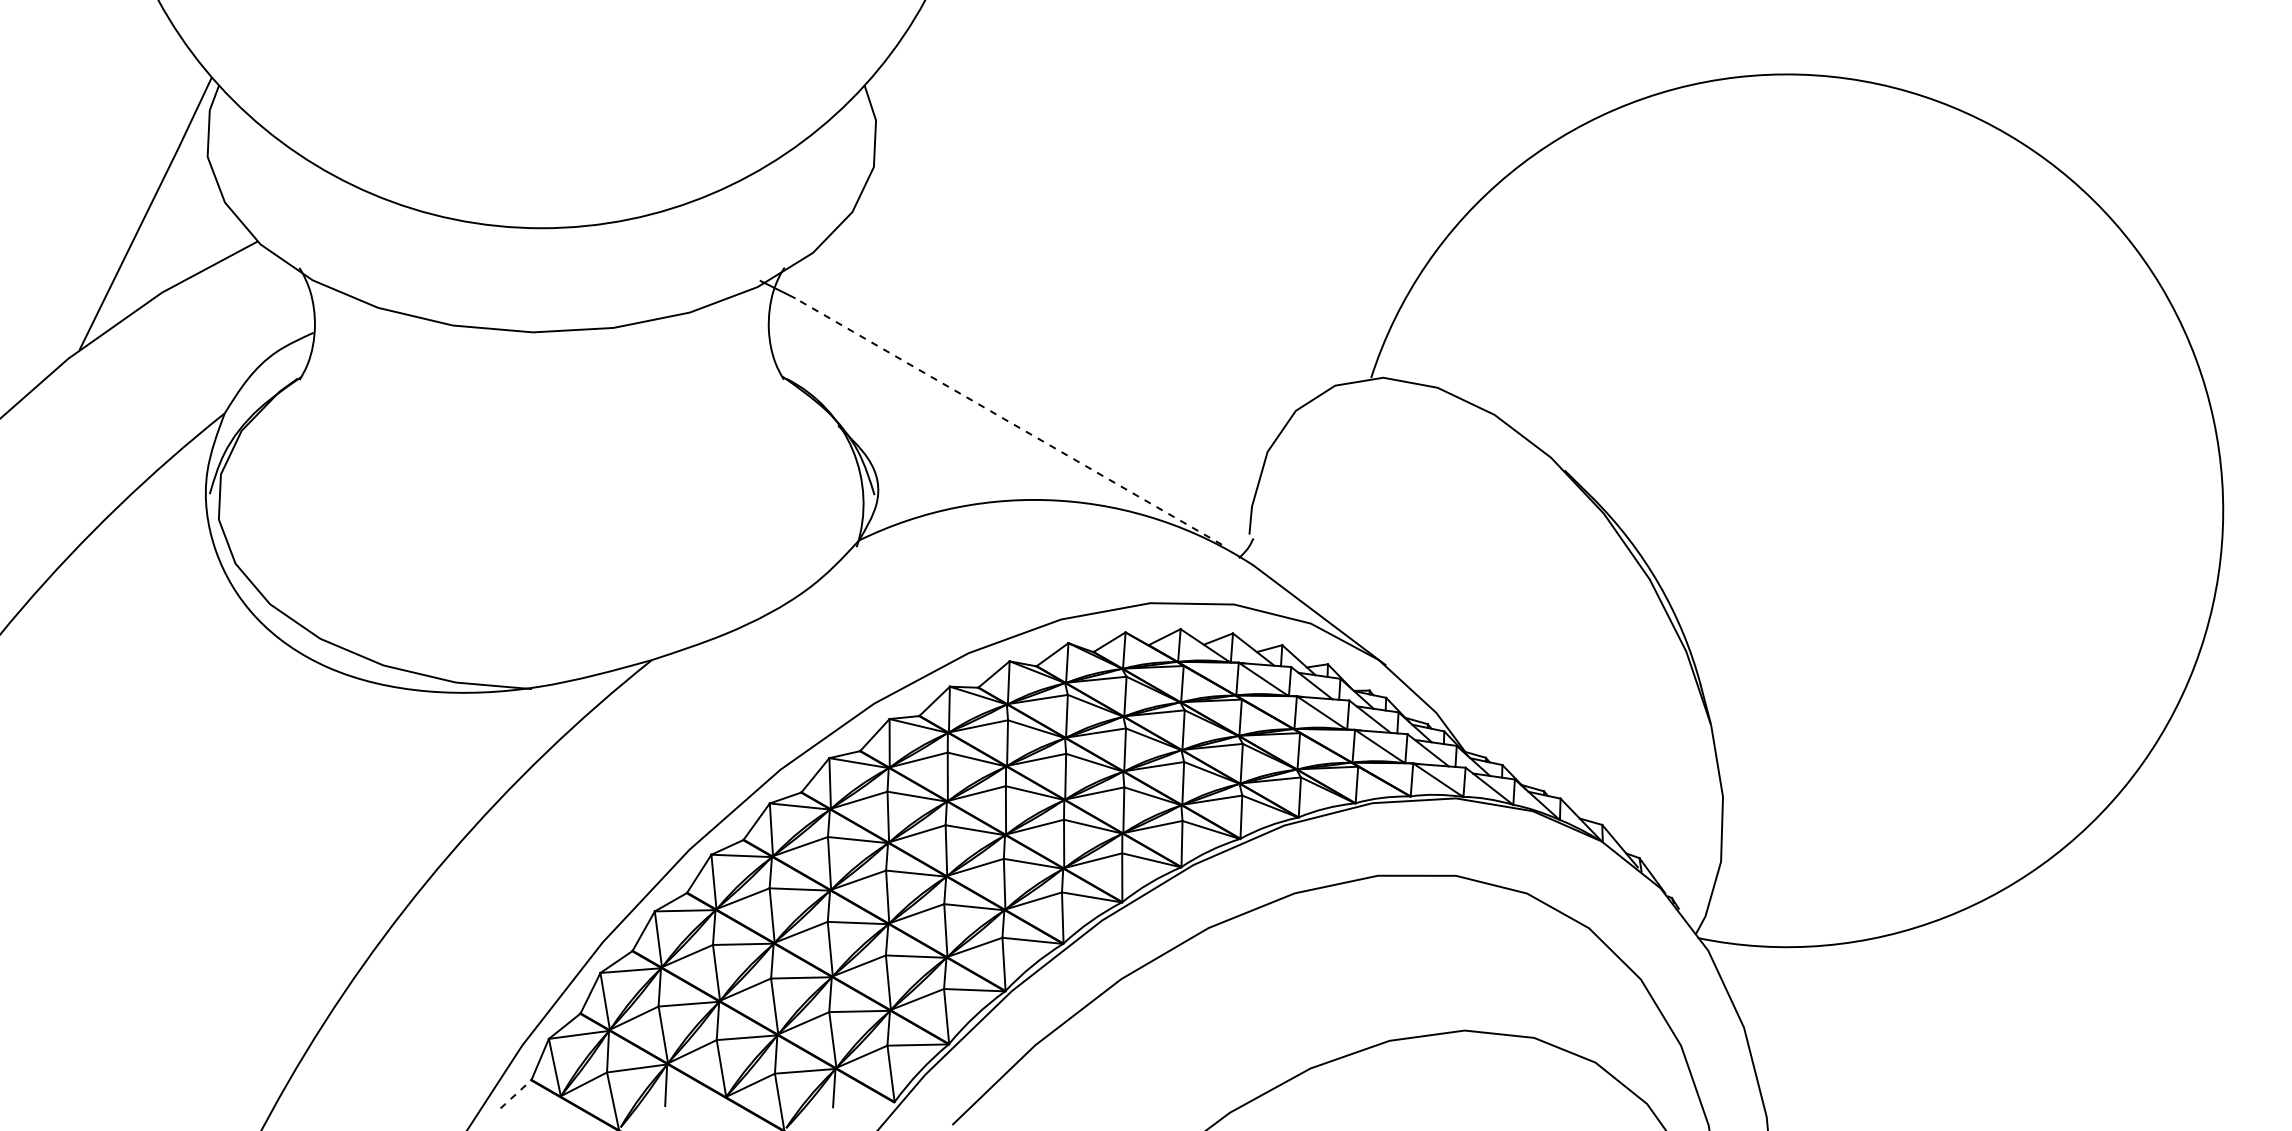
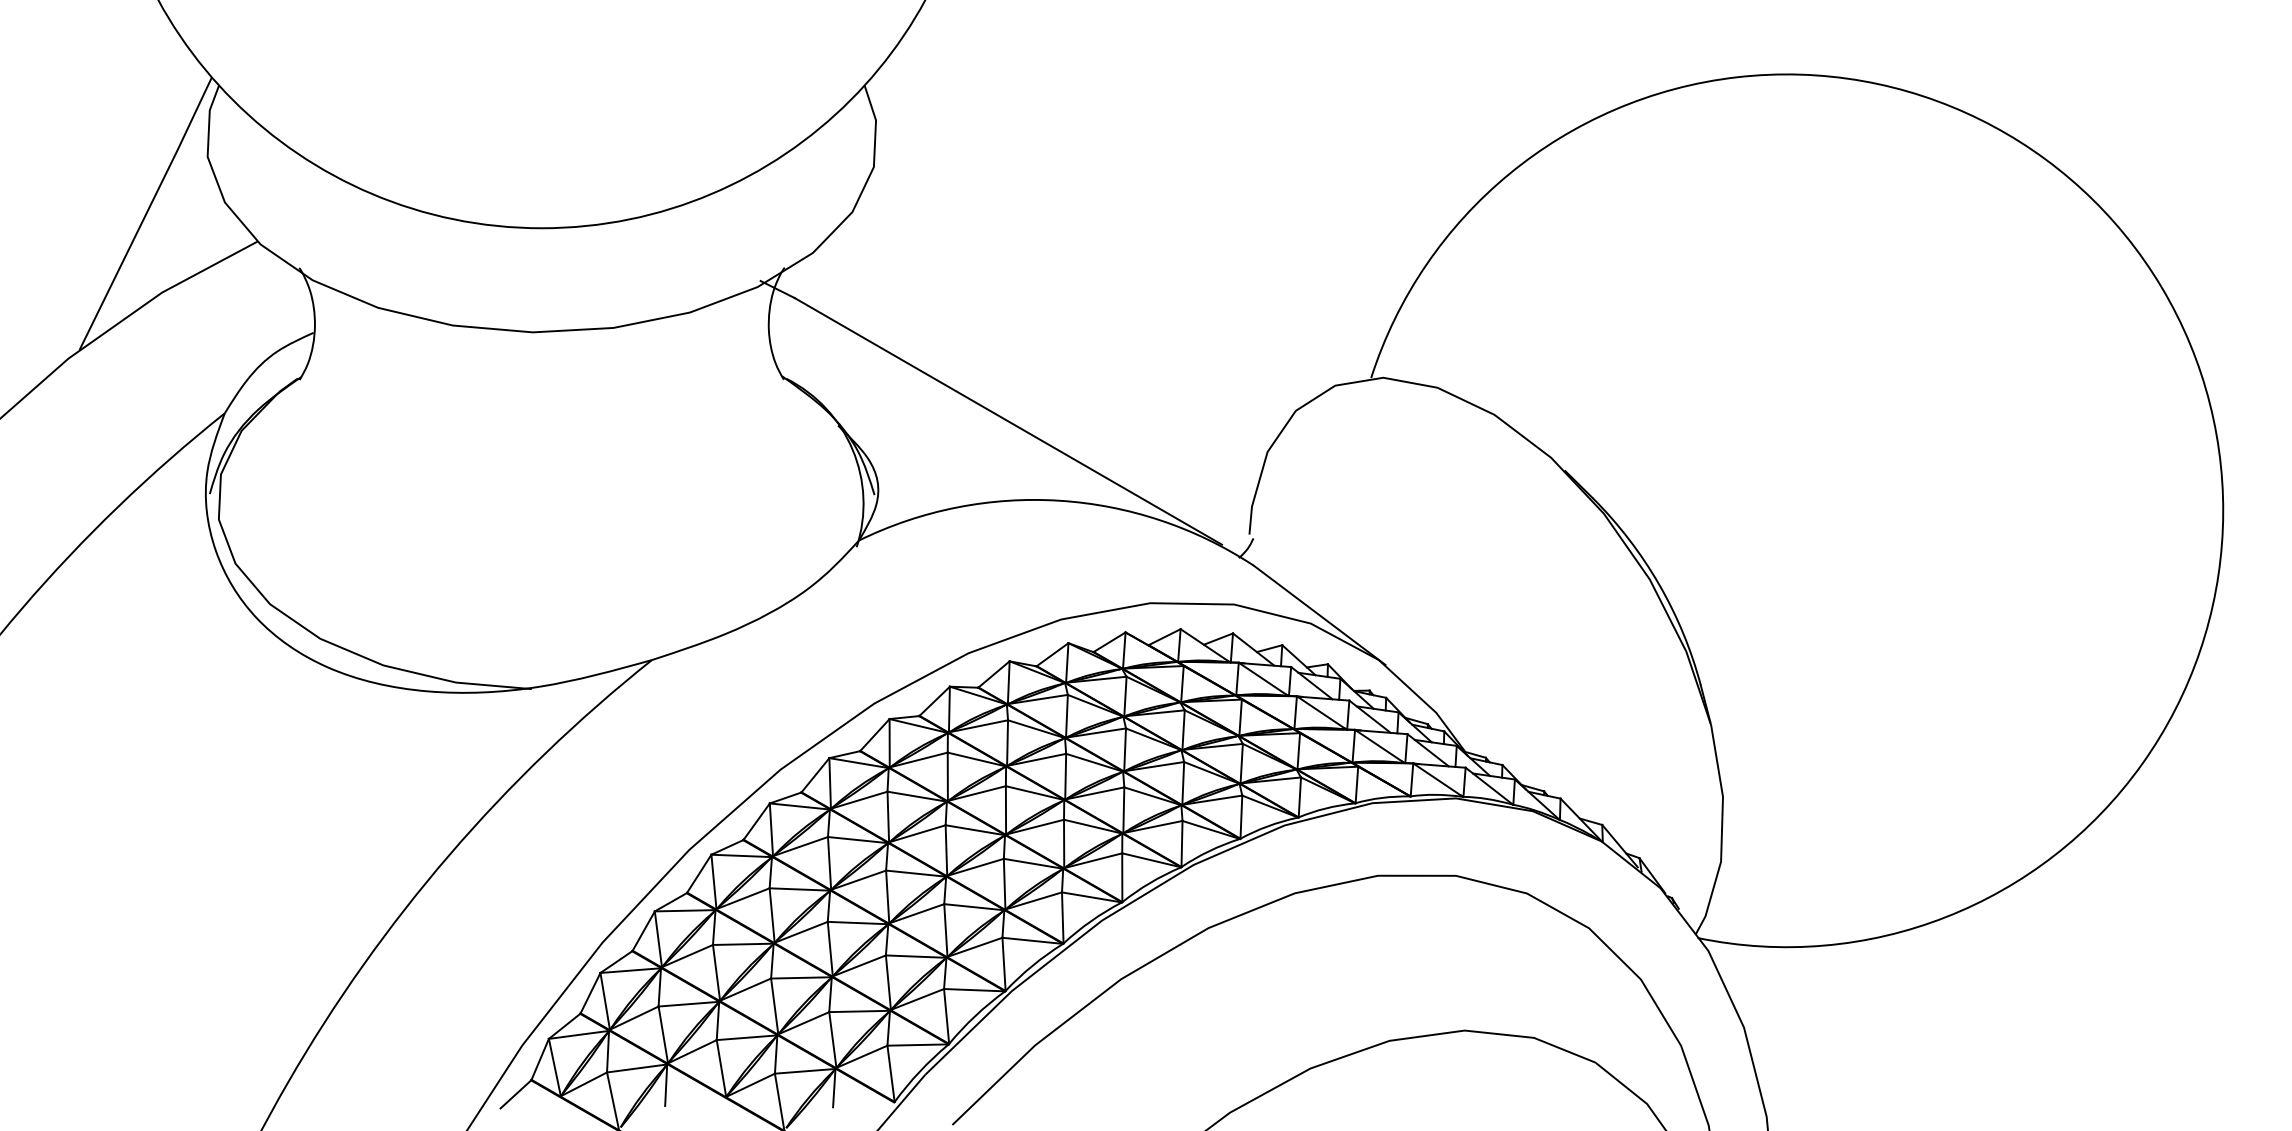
line: dashed -> solid (1008, 421)
line: dashed -> solid (515, 1094)
